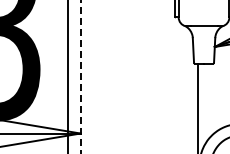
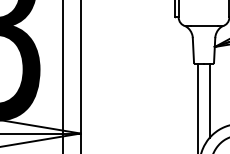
line position: (68, 76) -> (63, 76) (63, 76)
line: dashed -> solid (80, 76)
line: none -> present (209, 100)
